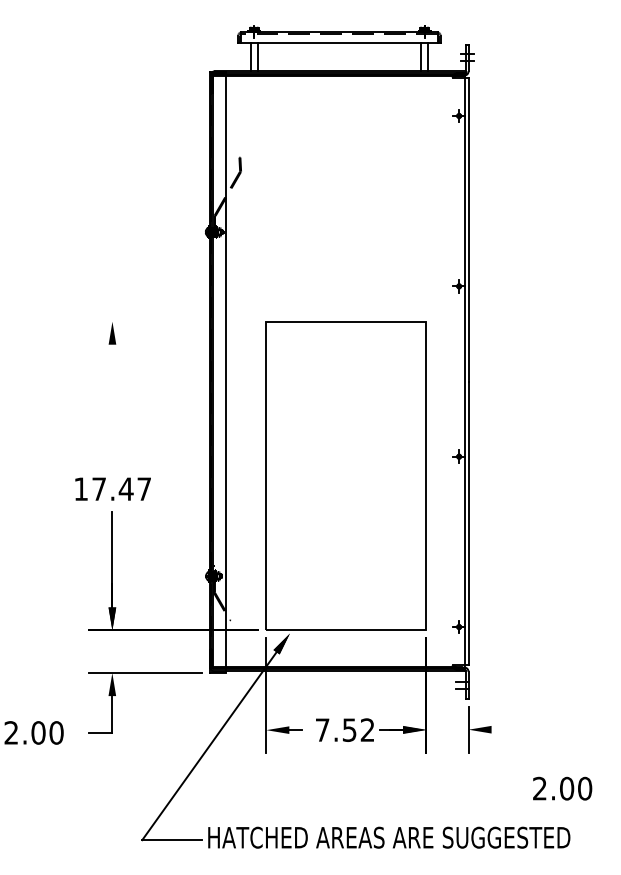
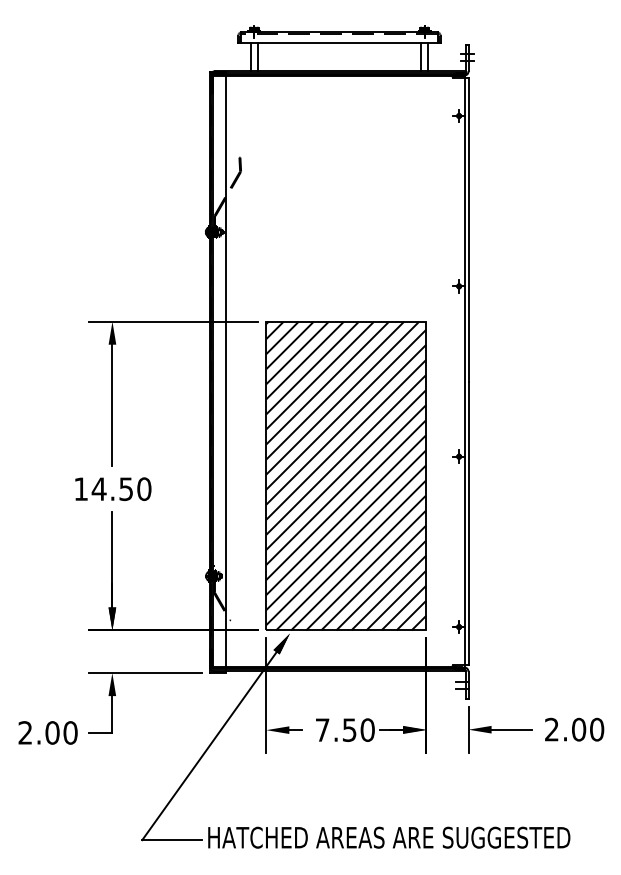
line: none -> present (173, 321)
line: none -> present (112, 405)
hatch: none -> present (346, 475)
text: 17.47 -> 14.50 (121, 489)
text: 7.52 -> 7.50 (367, 729)
line: none -> present (511, 729)
text position: (33, 732) -> (47, 732) (47, 732)
text position: (562, 788) -> (574, 729) (574, 729)
